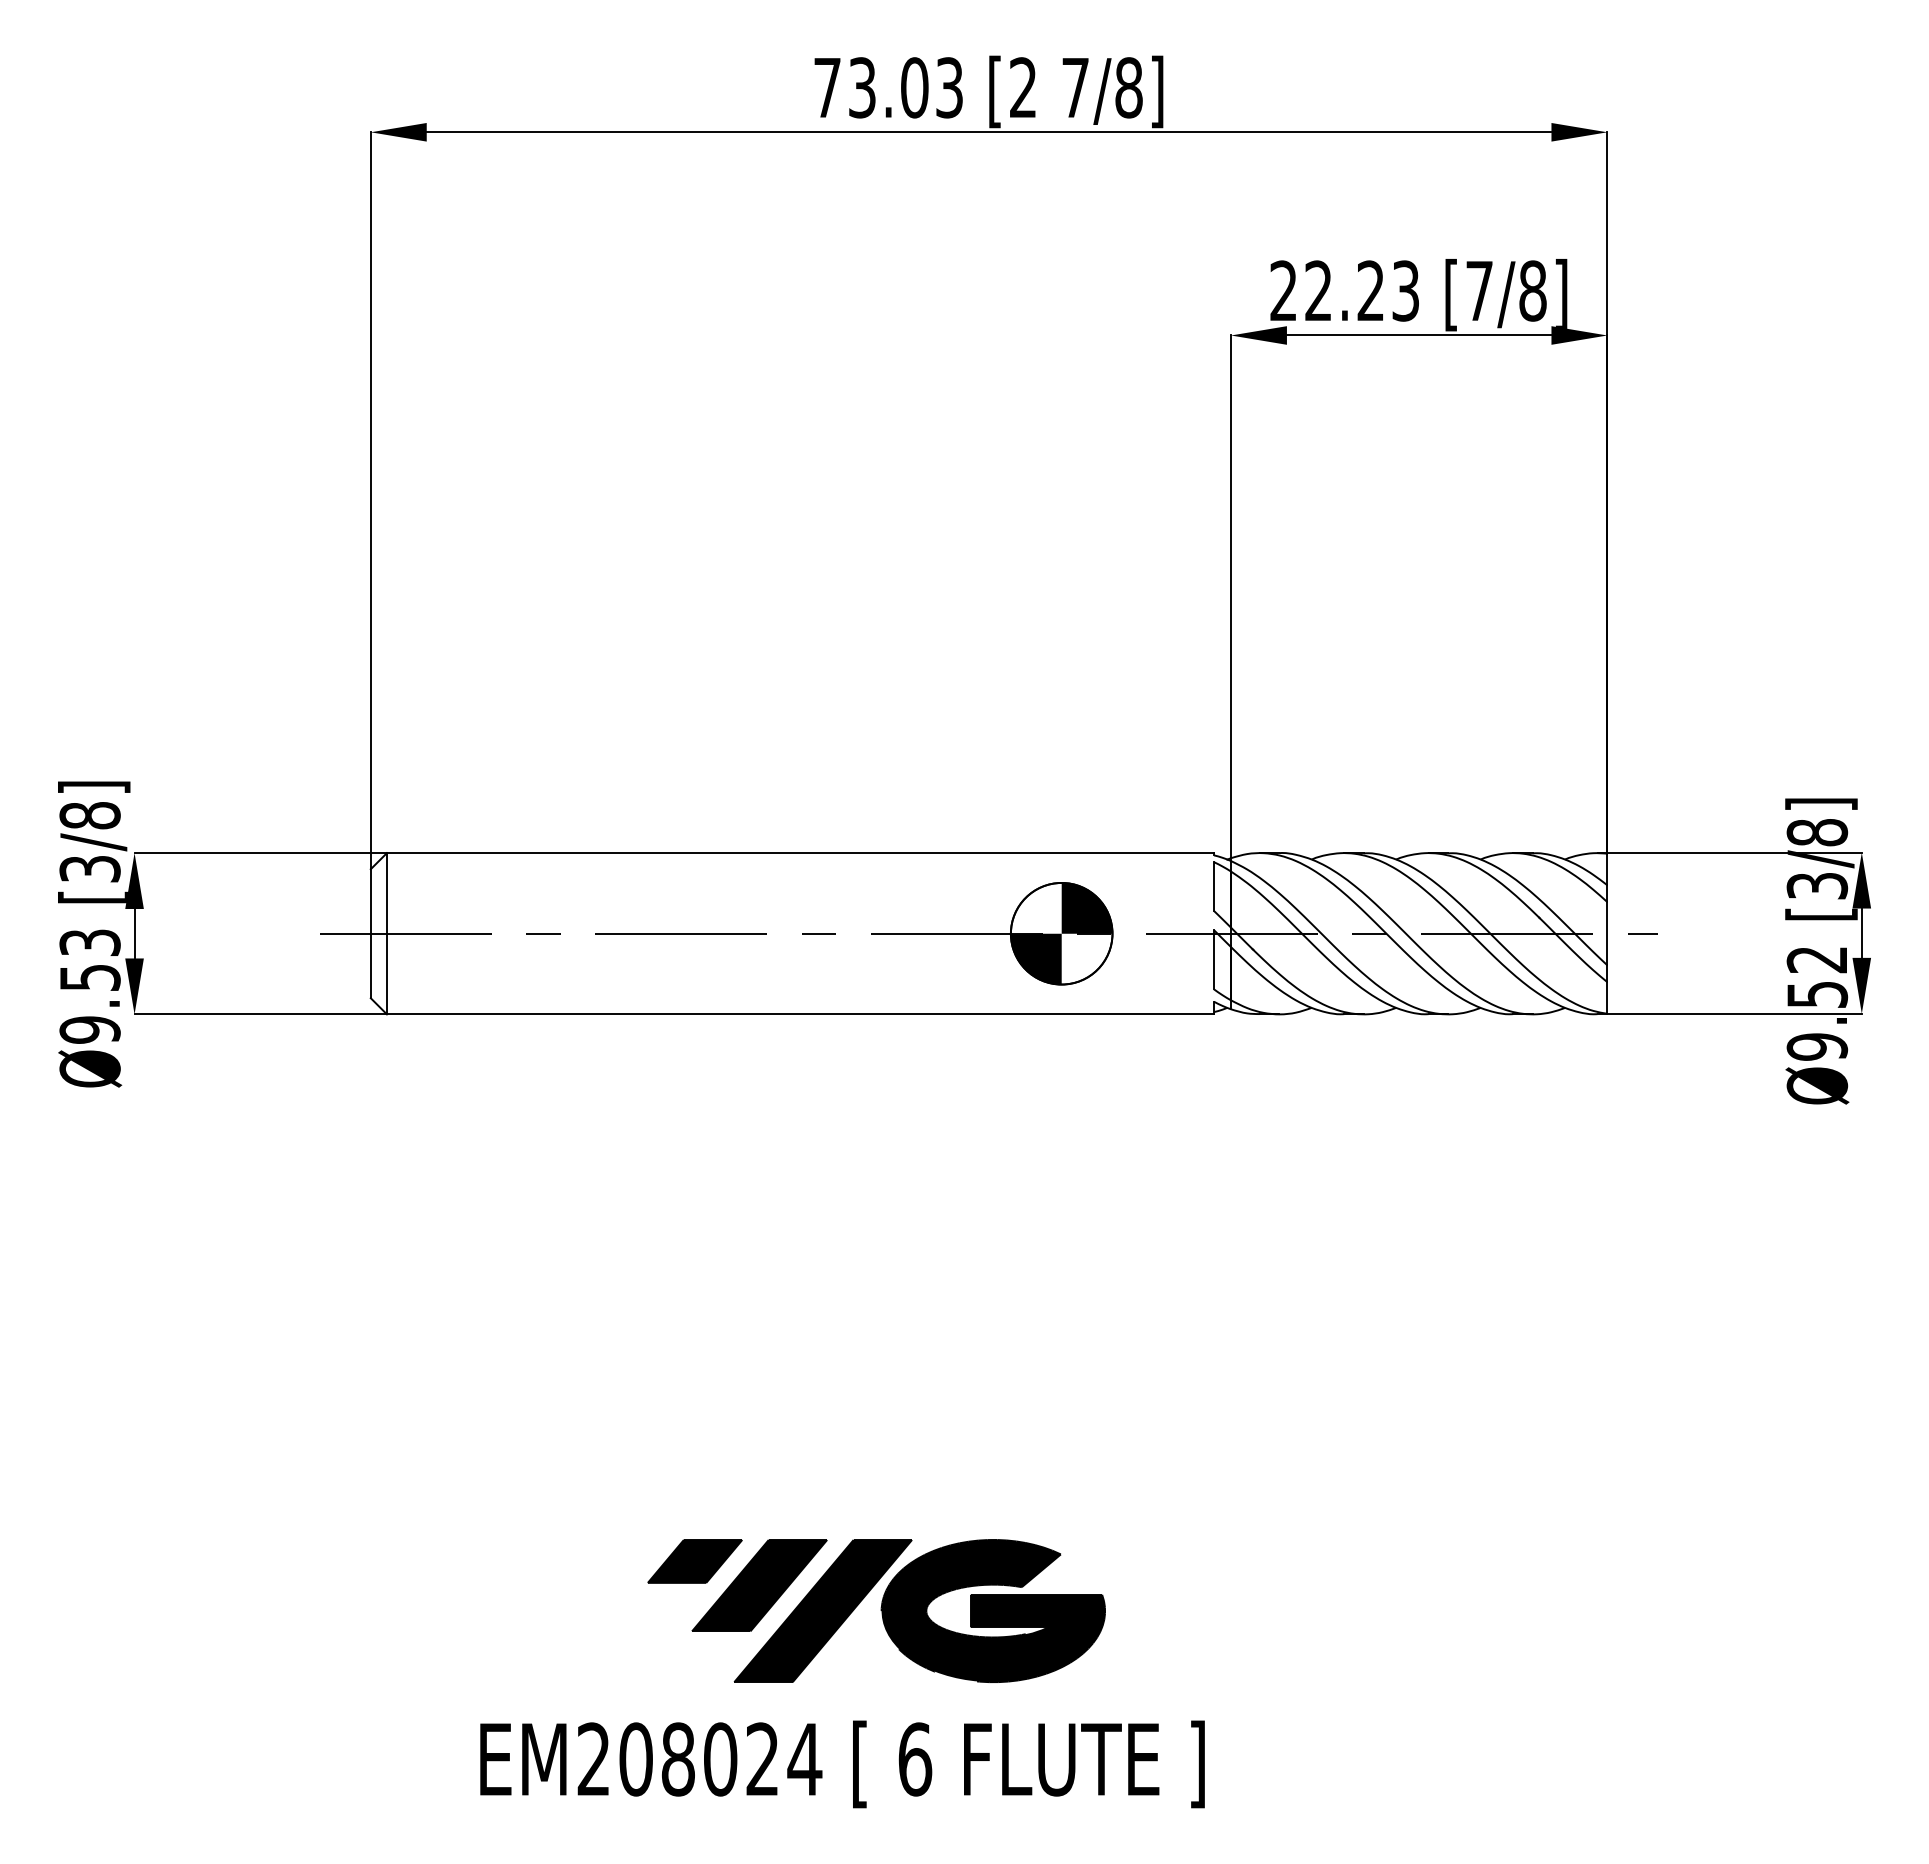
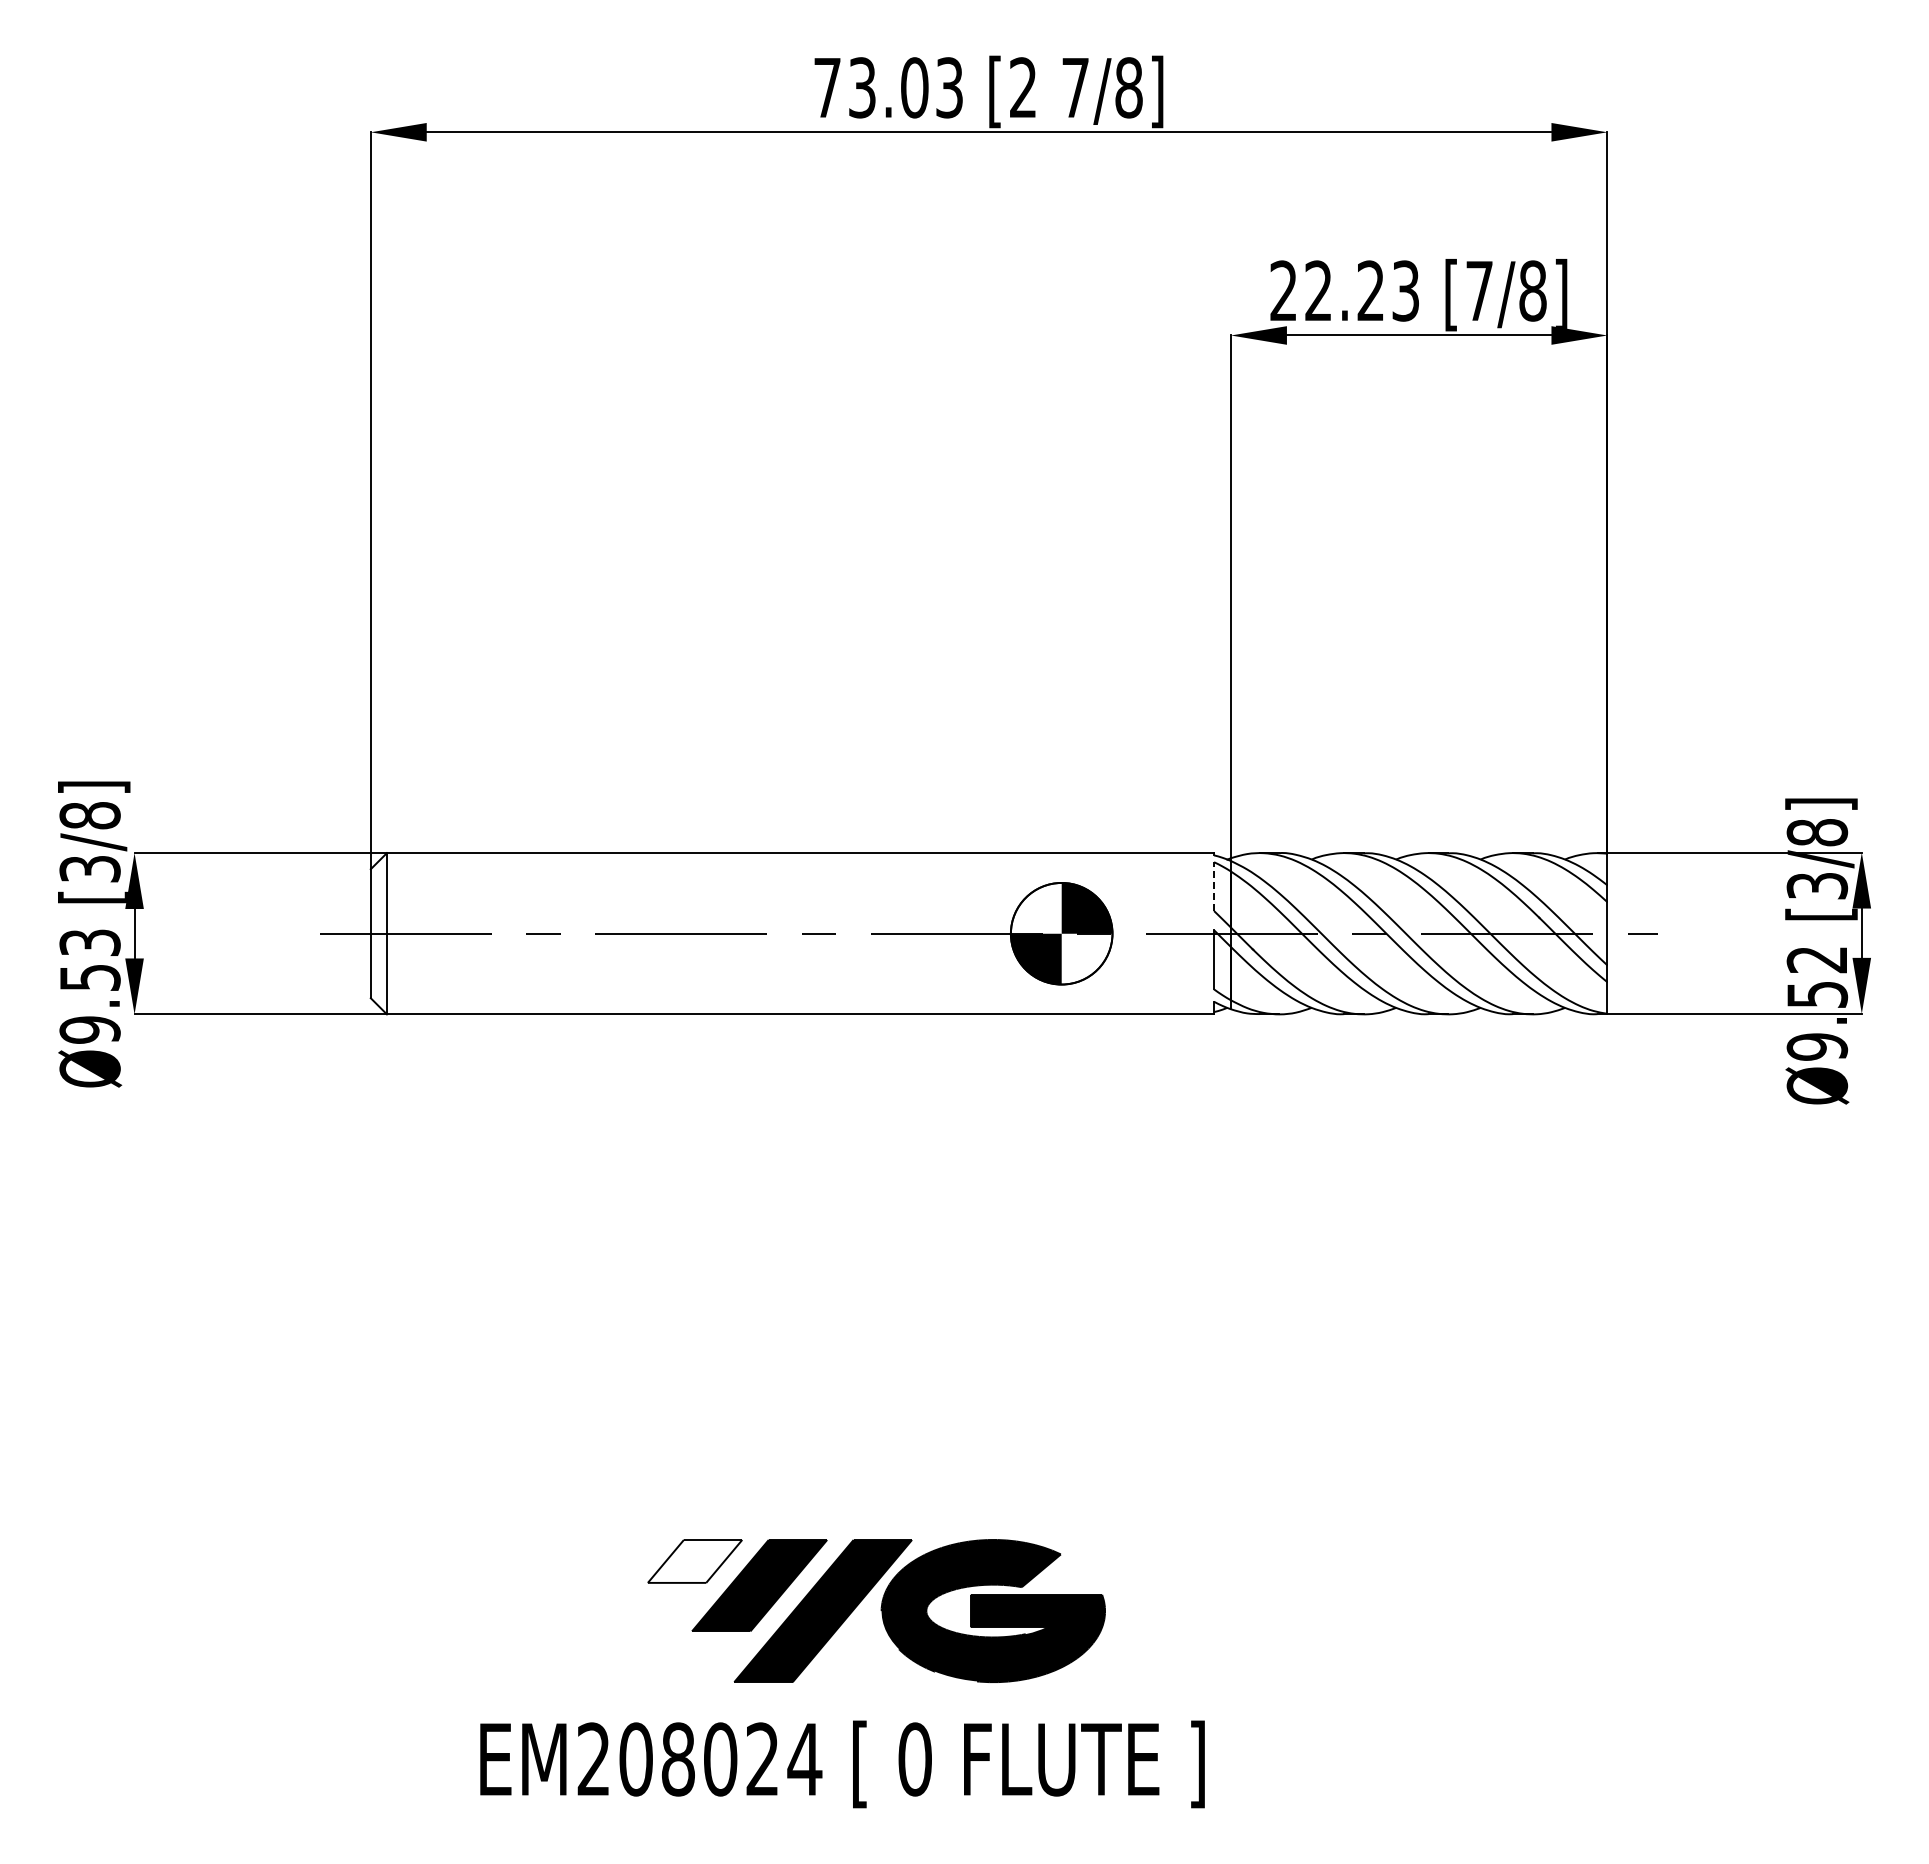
line: solid -> dashed (1214, 886)
fill: present -> none (694, 1560)
text: 6 -> 0 (915, 1759)
